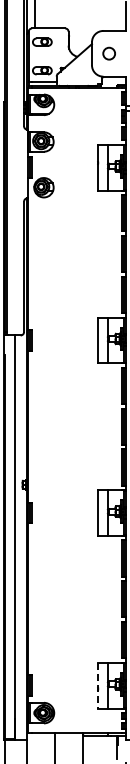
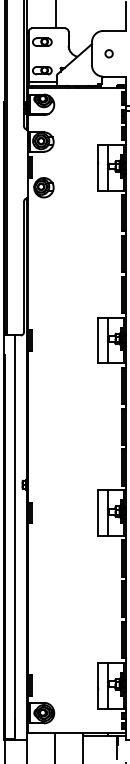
line position: (35, 15) -> (56, 15) (56, 15)
circle size: 14x15 px -> 10x10 px (108, 53)
line: dashed -> solid (97, 685)
